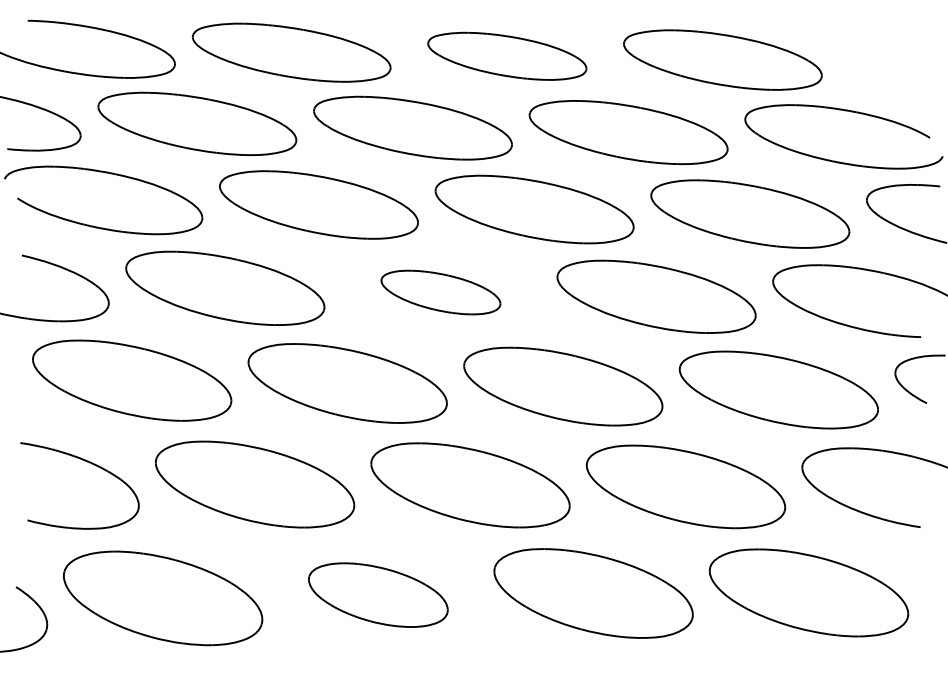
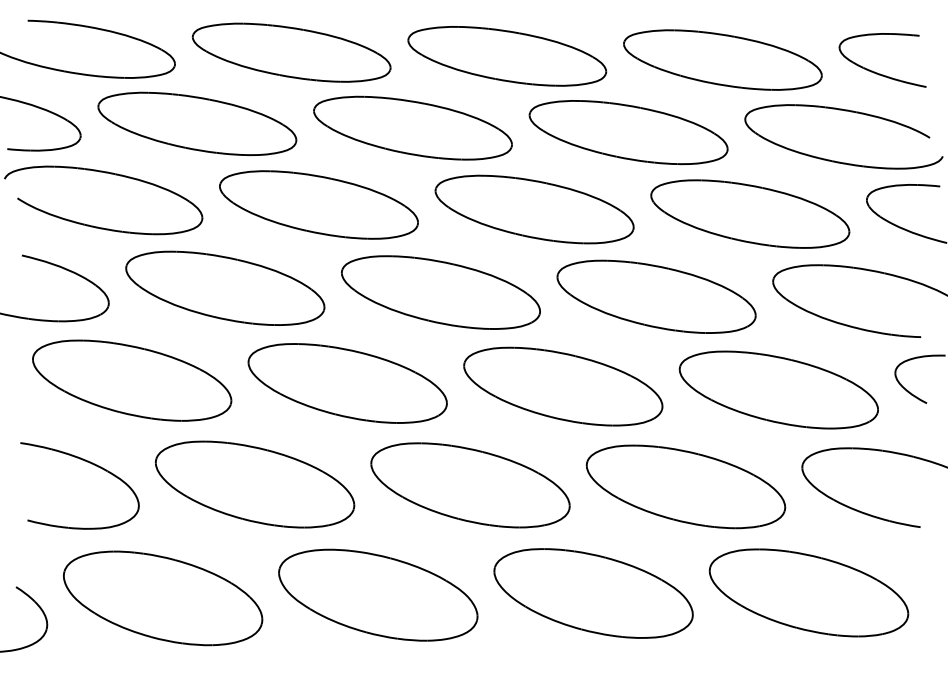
part size: 161x50 px -> 201x61 px (507, 56)
part: none -> present (877, 72)
part size: 122x47 px -> 200x75 px (440, 292)
part size: 141x66 px -> 201x94 px (378, 594)
